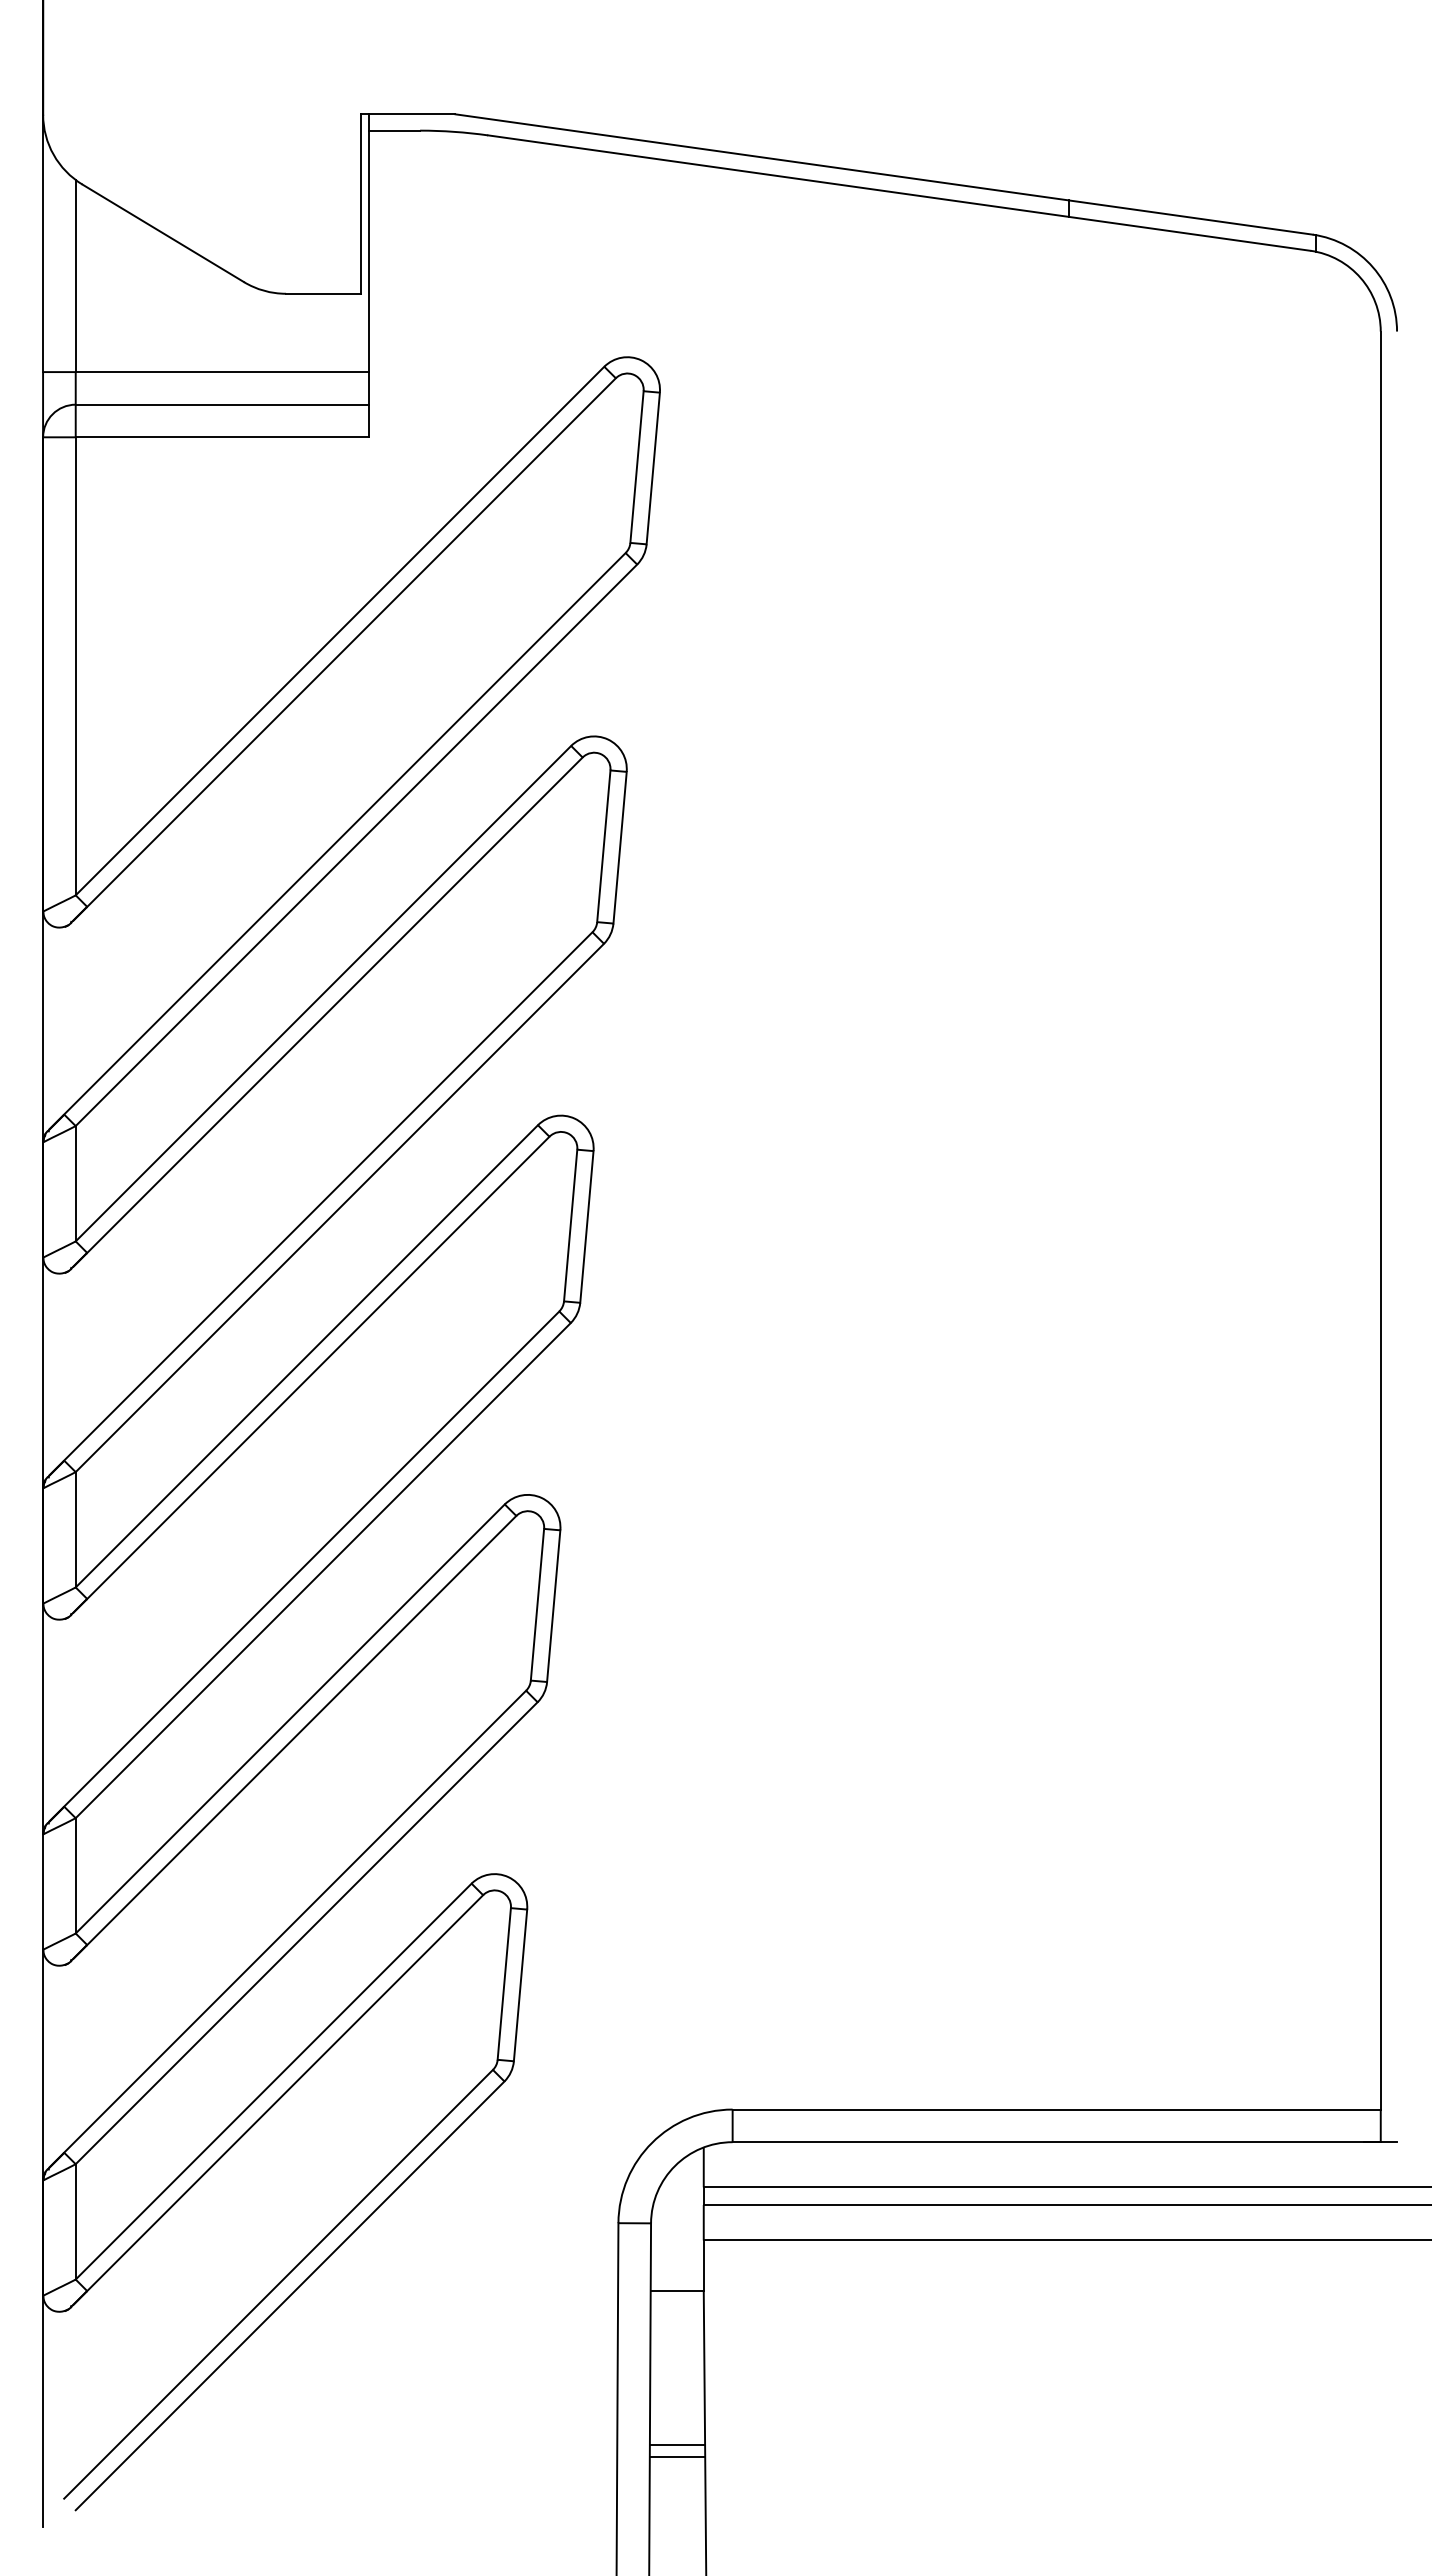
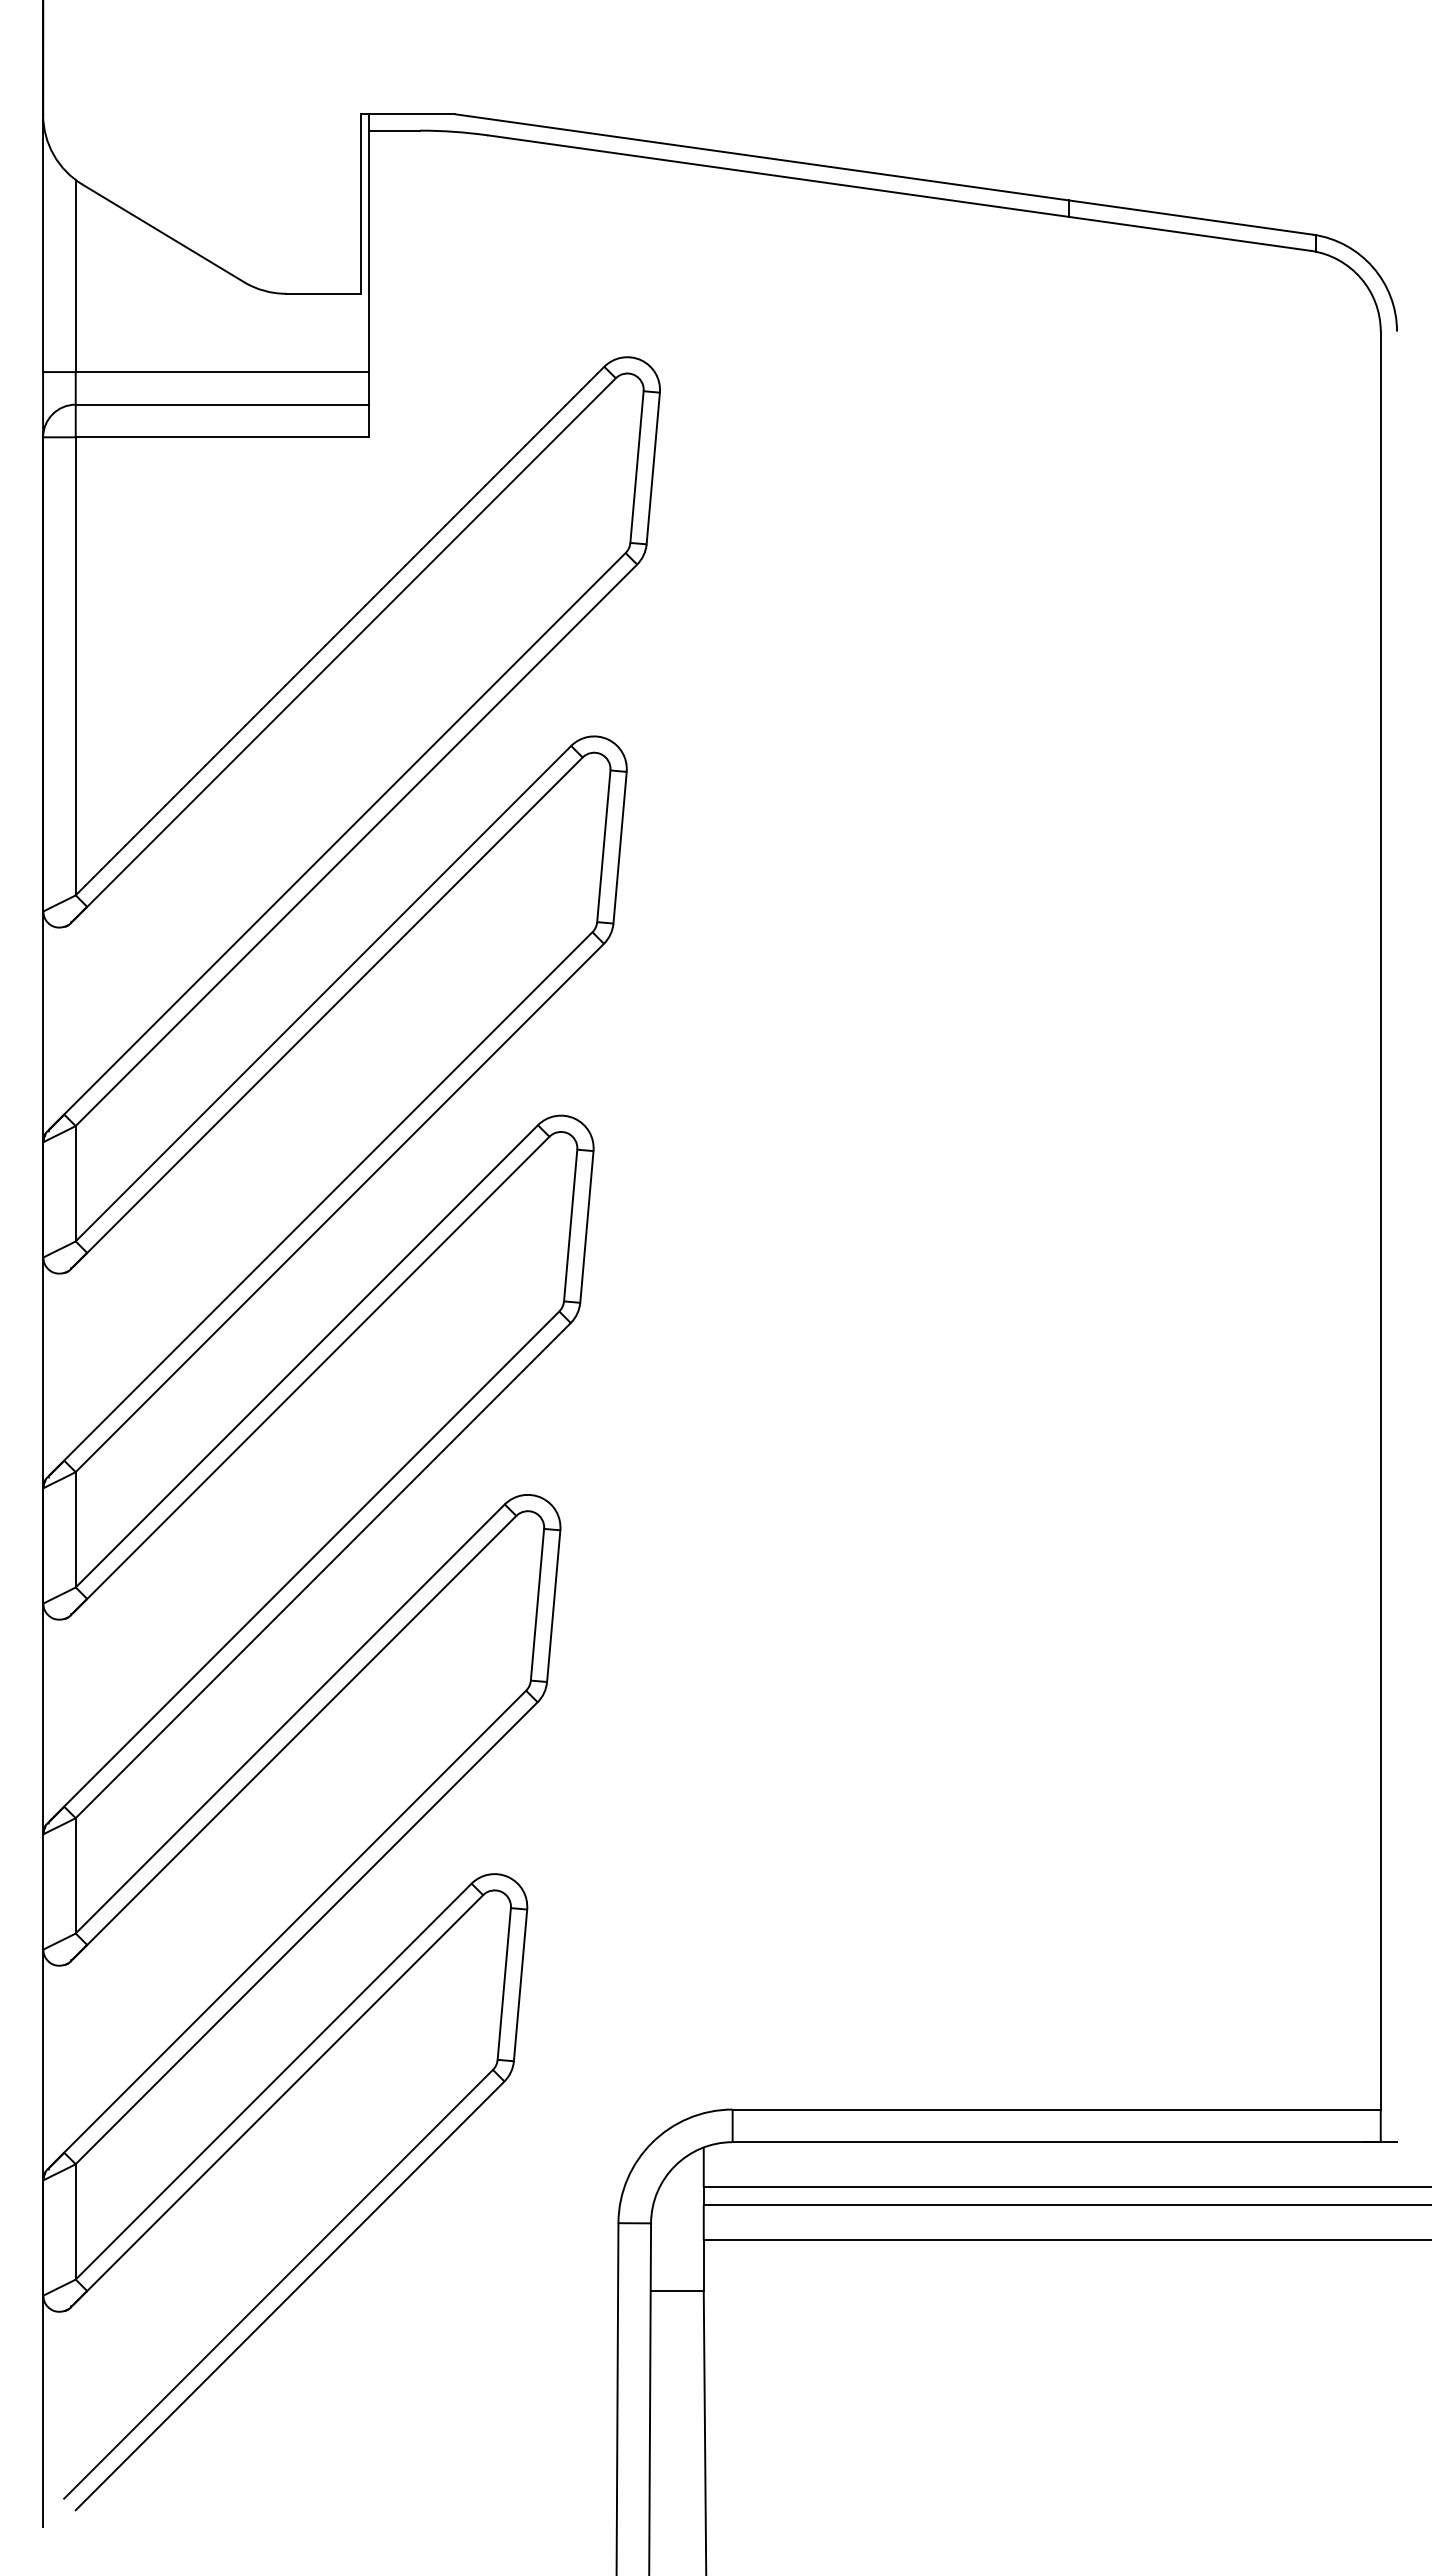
line: present -> none (677, 2445)
line: present -> none (677, 2456)
